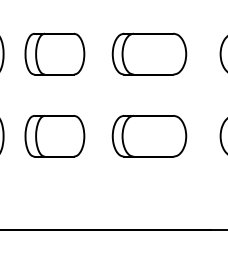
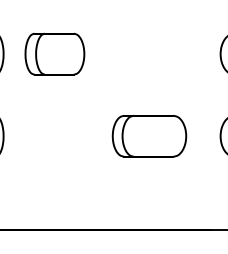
part: present -> none (149, 53)
part: present -> none (54, 136)
